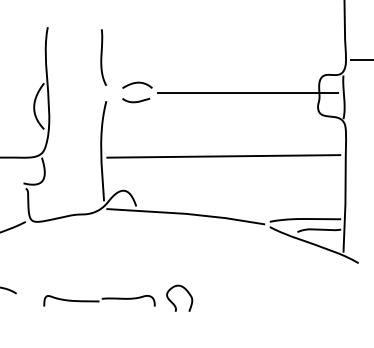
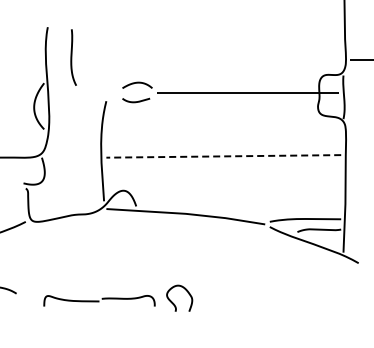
curve position: (102, 57) -> (72, 57) (72, 57)
line: solid -> dashed (223, 156)
